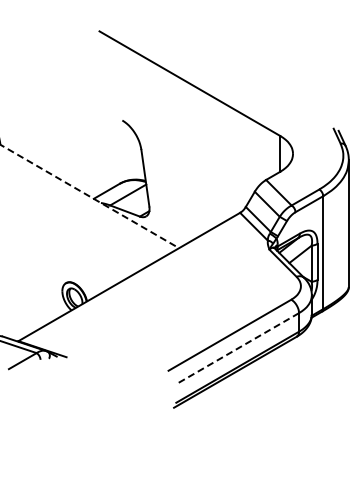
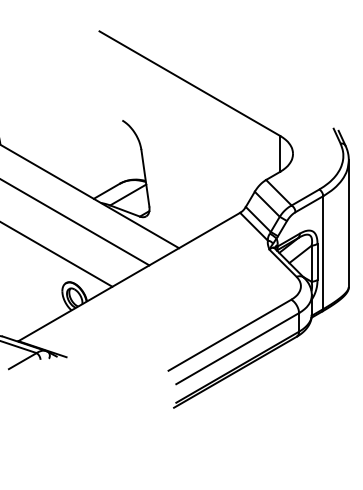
line: dashed -> solid (89, 196)
line: none -> present (75, 222)
line: none -> present (57, 254)
line: dashed -> solid (237, 348)
